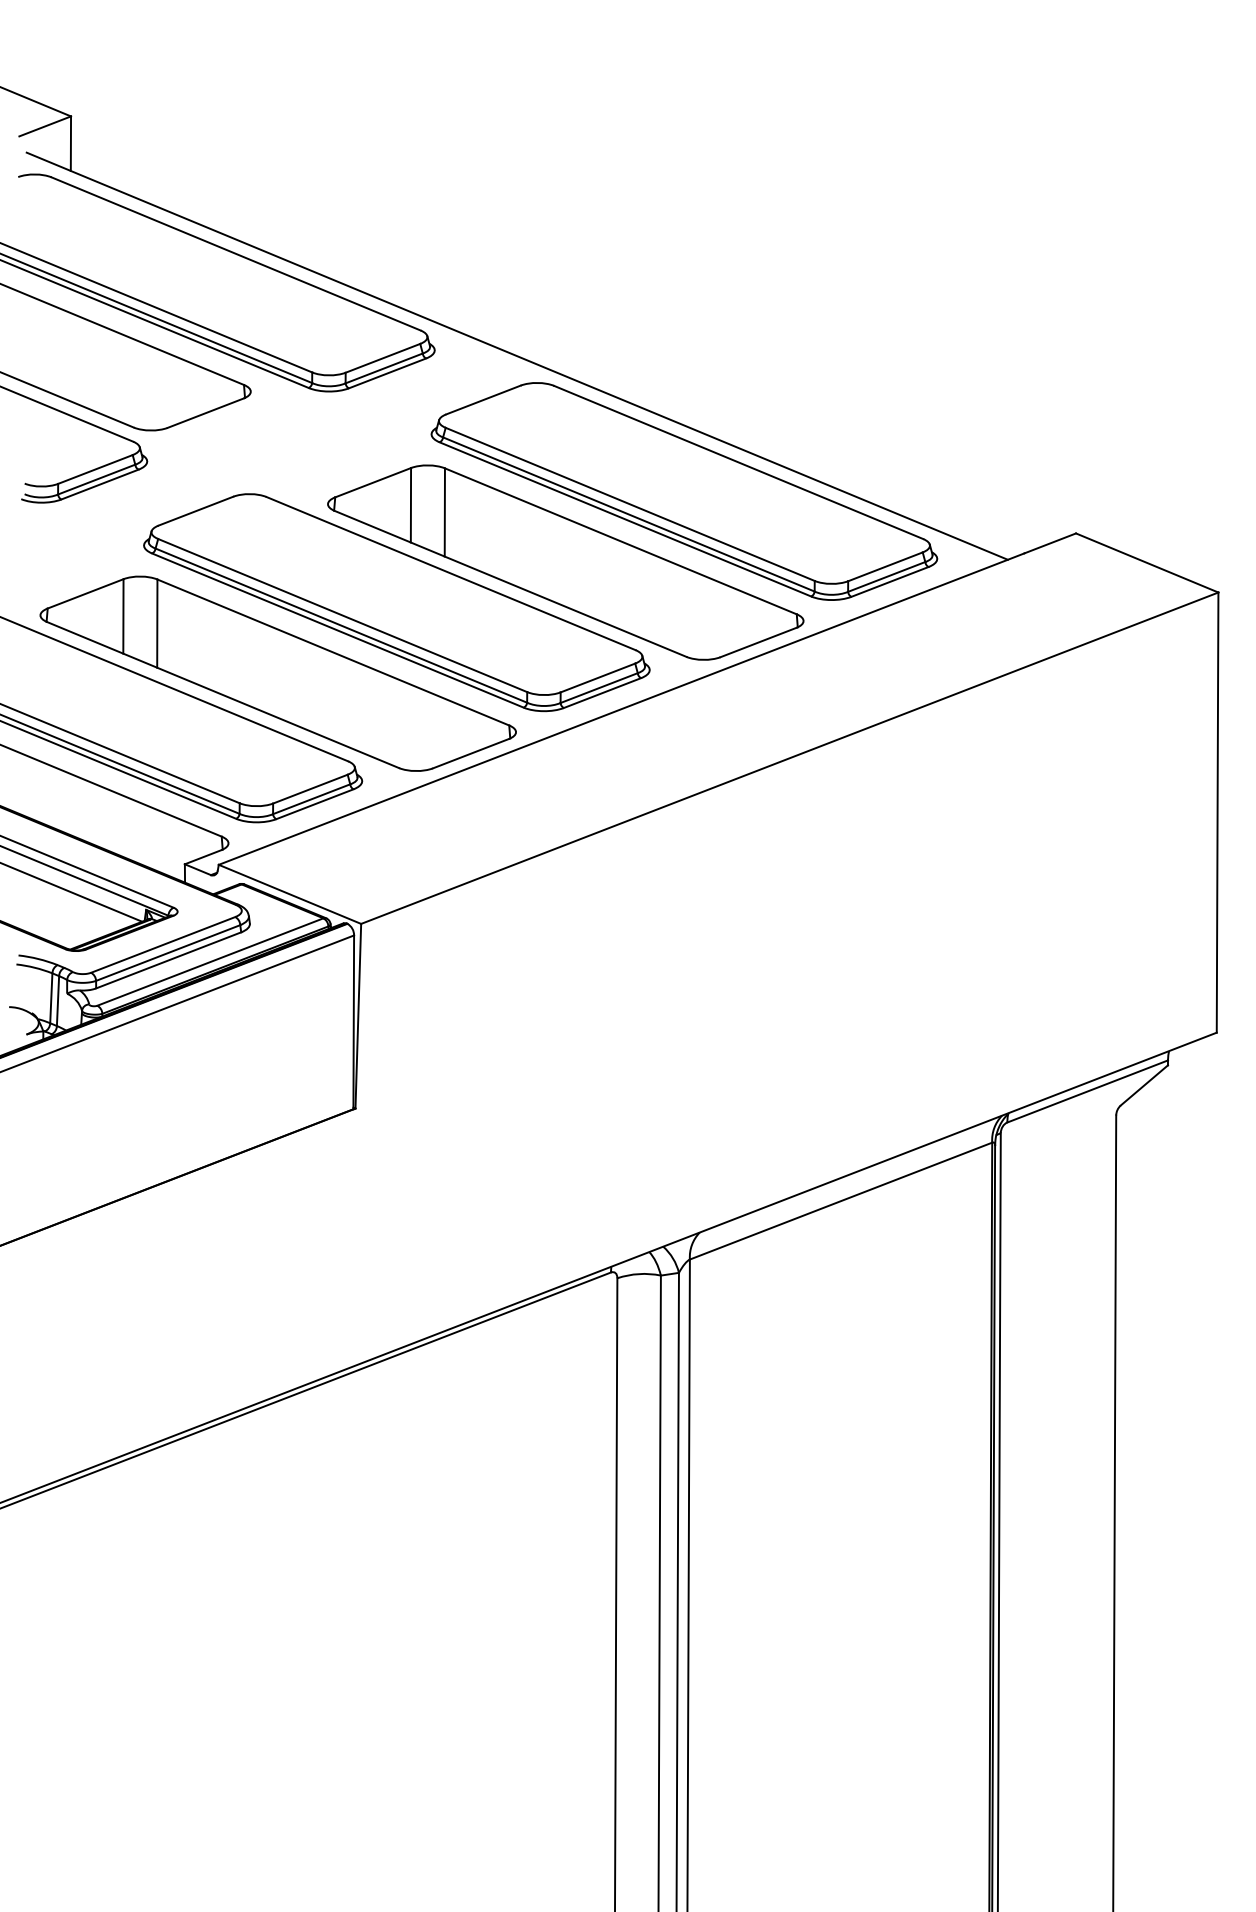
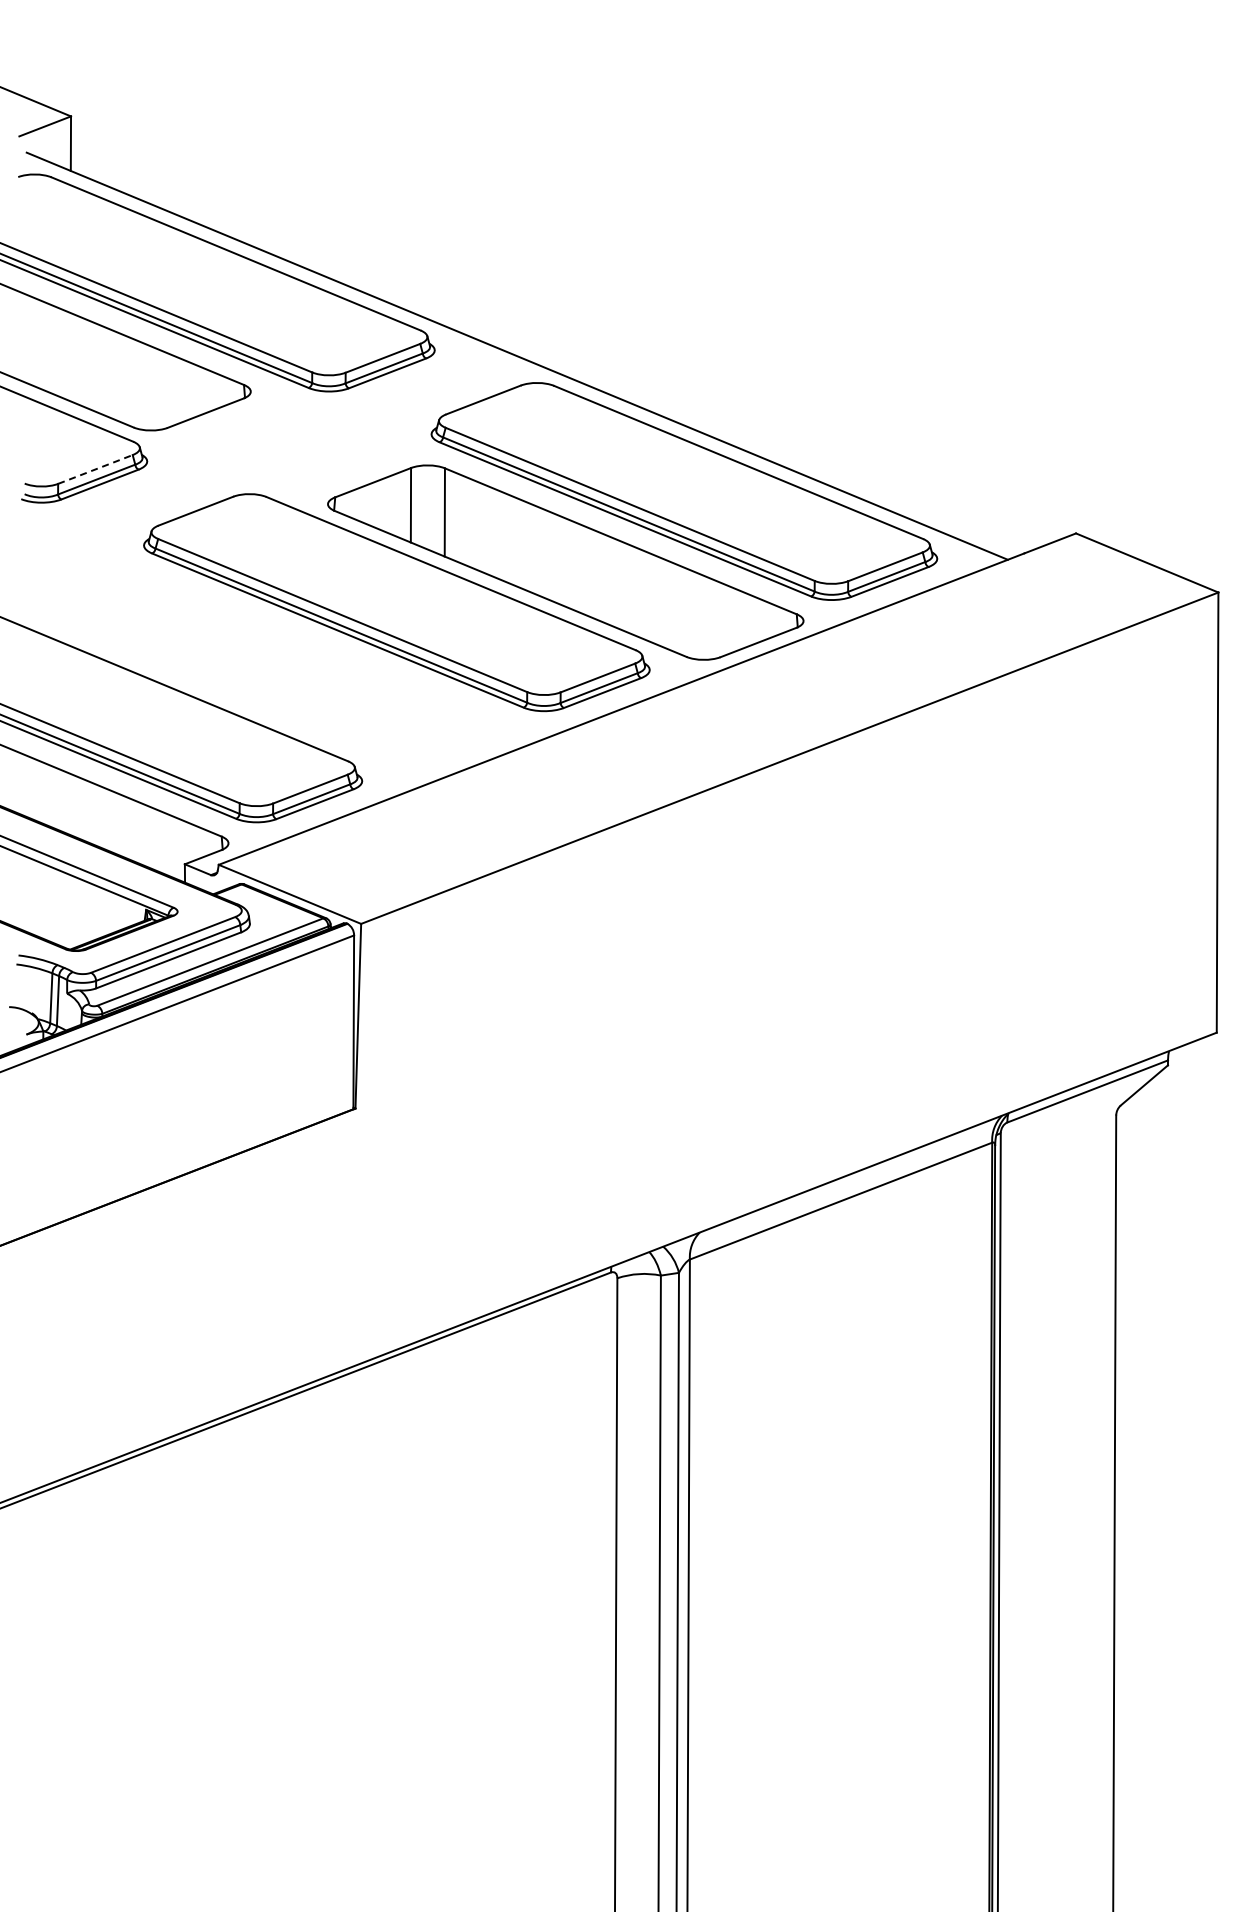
line: solid -> dashed (95, 469)
part: present -> none (277, 673)
line: present -> none (72, 892)
